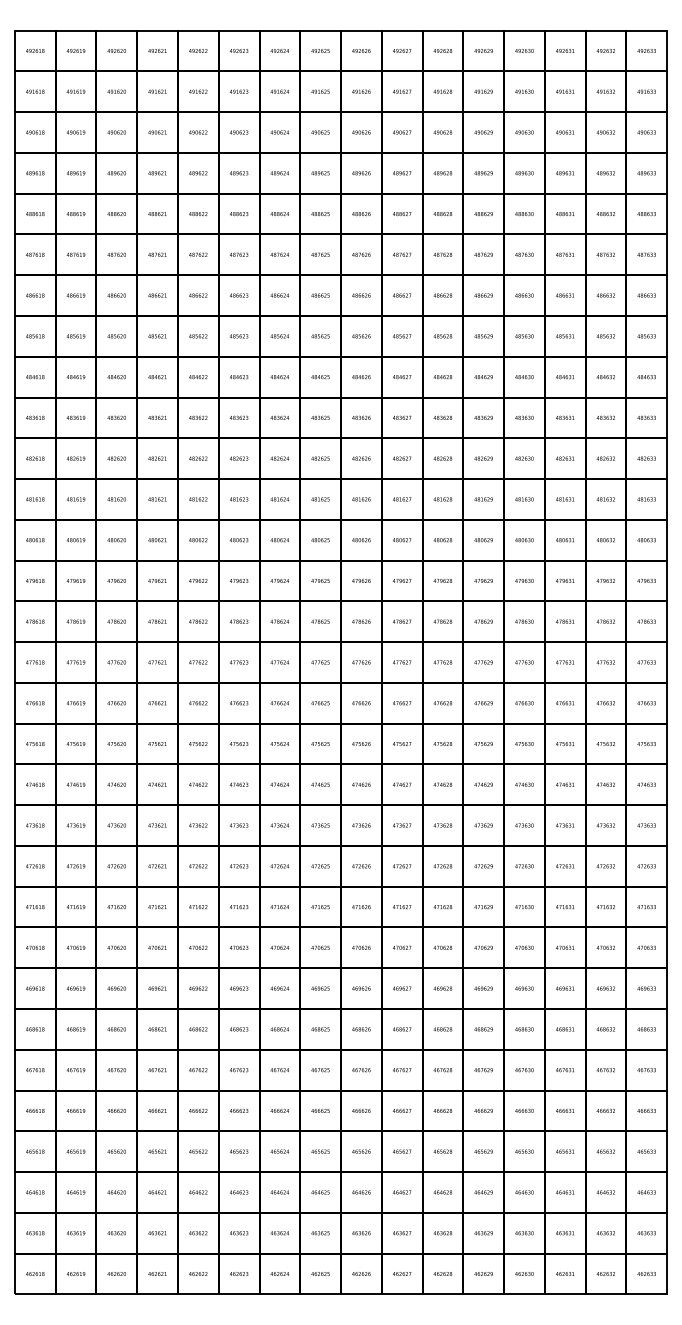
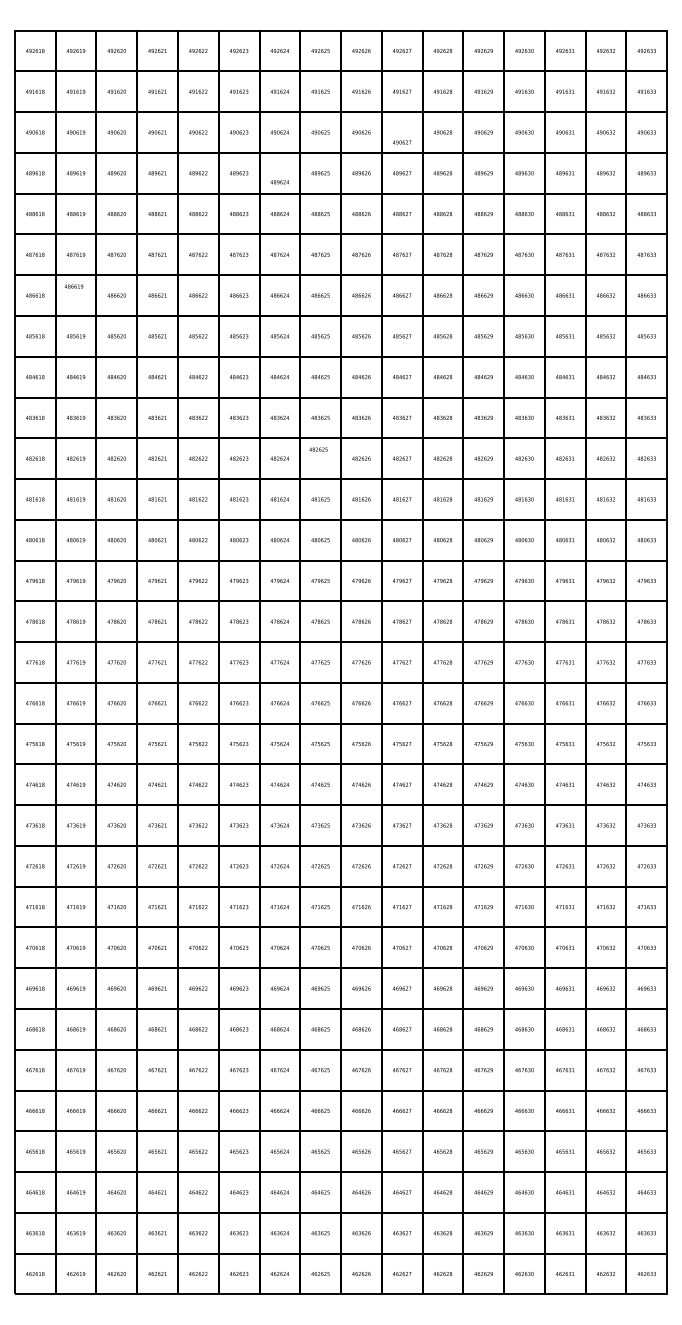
text position: (402, 132) -> (402, 142) (402, 142)
text position: (279, 173) -> (279, 182) (279, 182)
text position: (75, 295) -> (73, 286) (73, 286)
text position: (320, 458) -> (318, 449) (318, 449)
